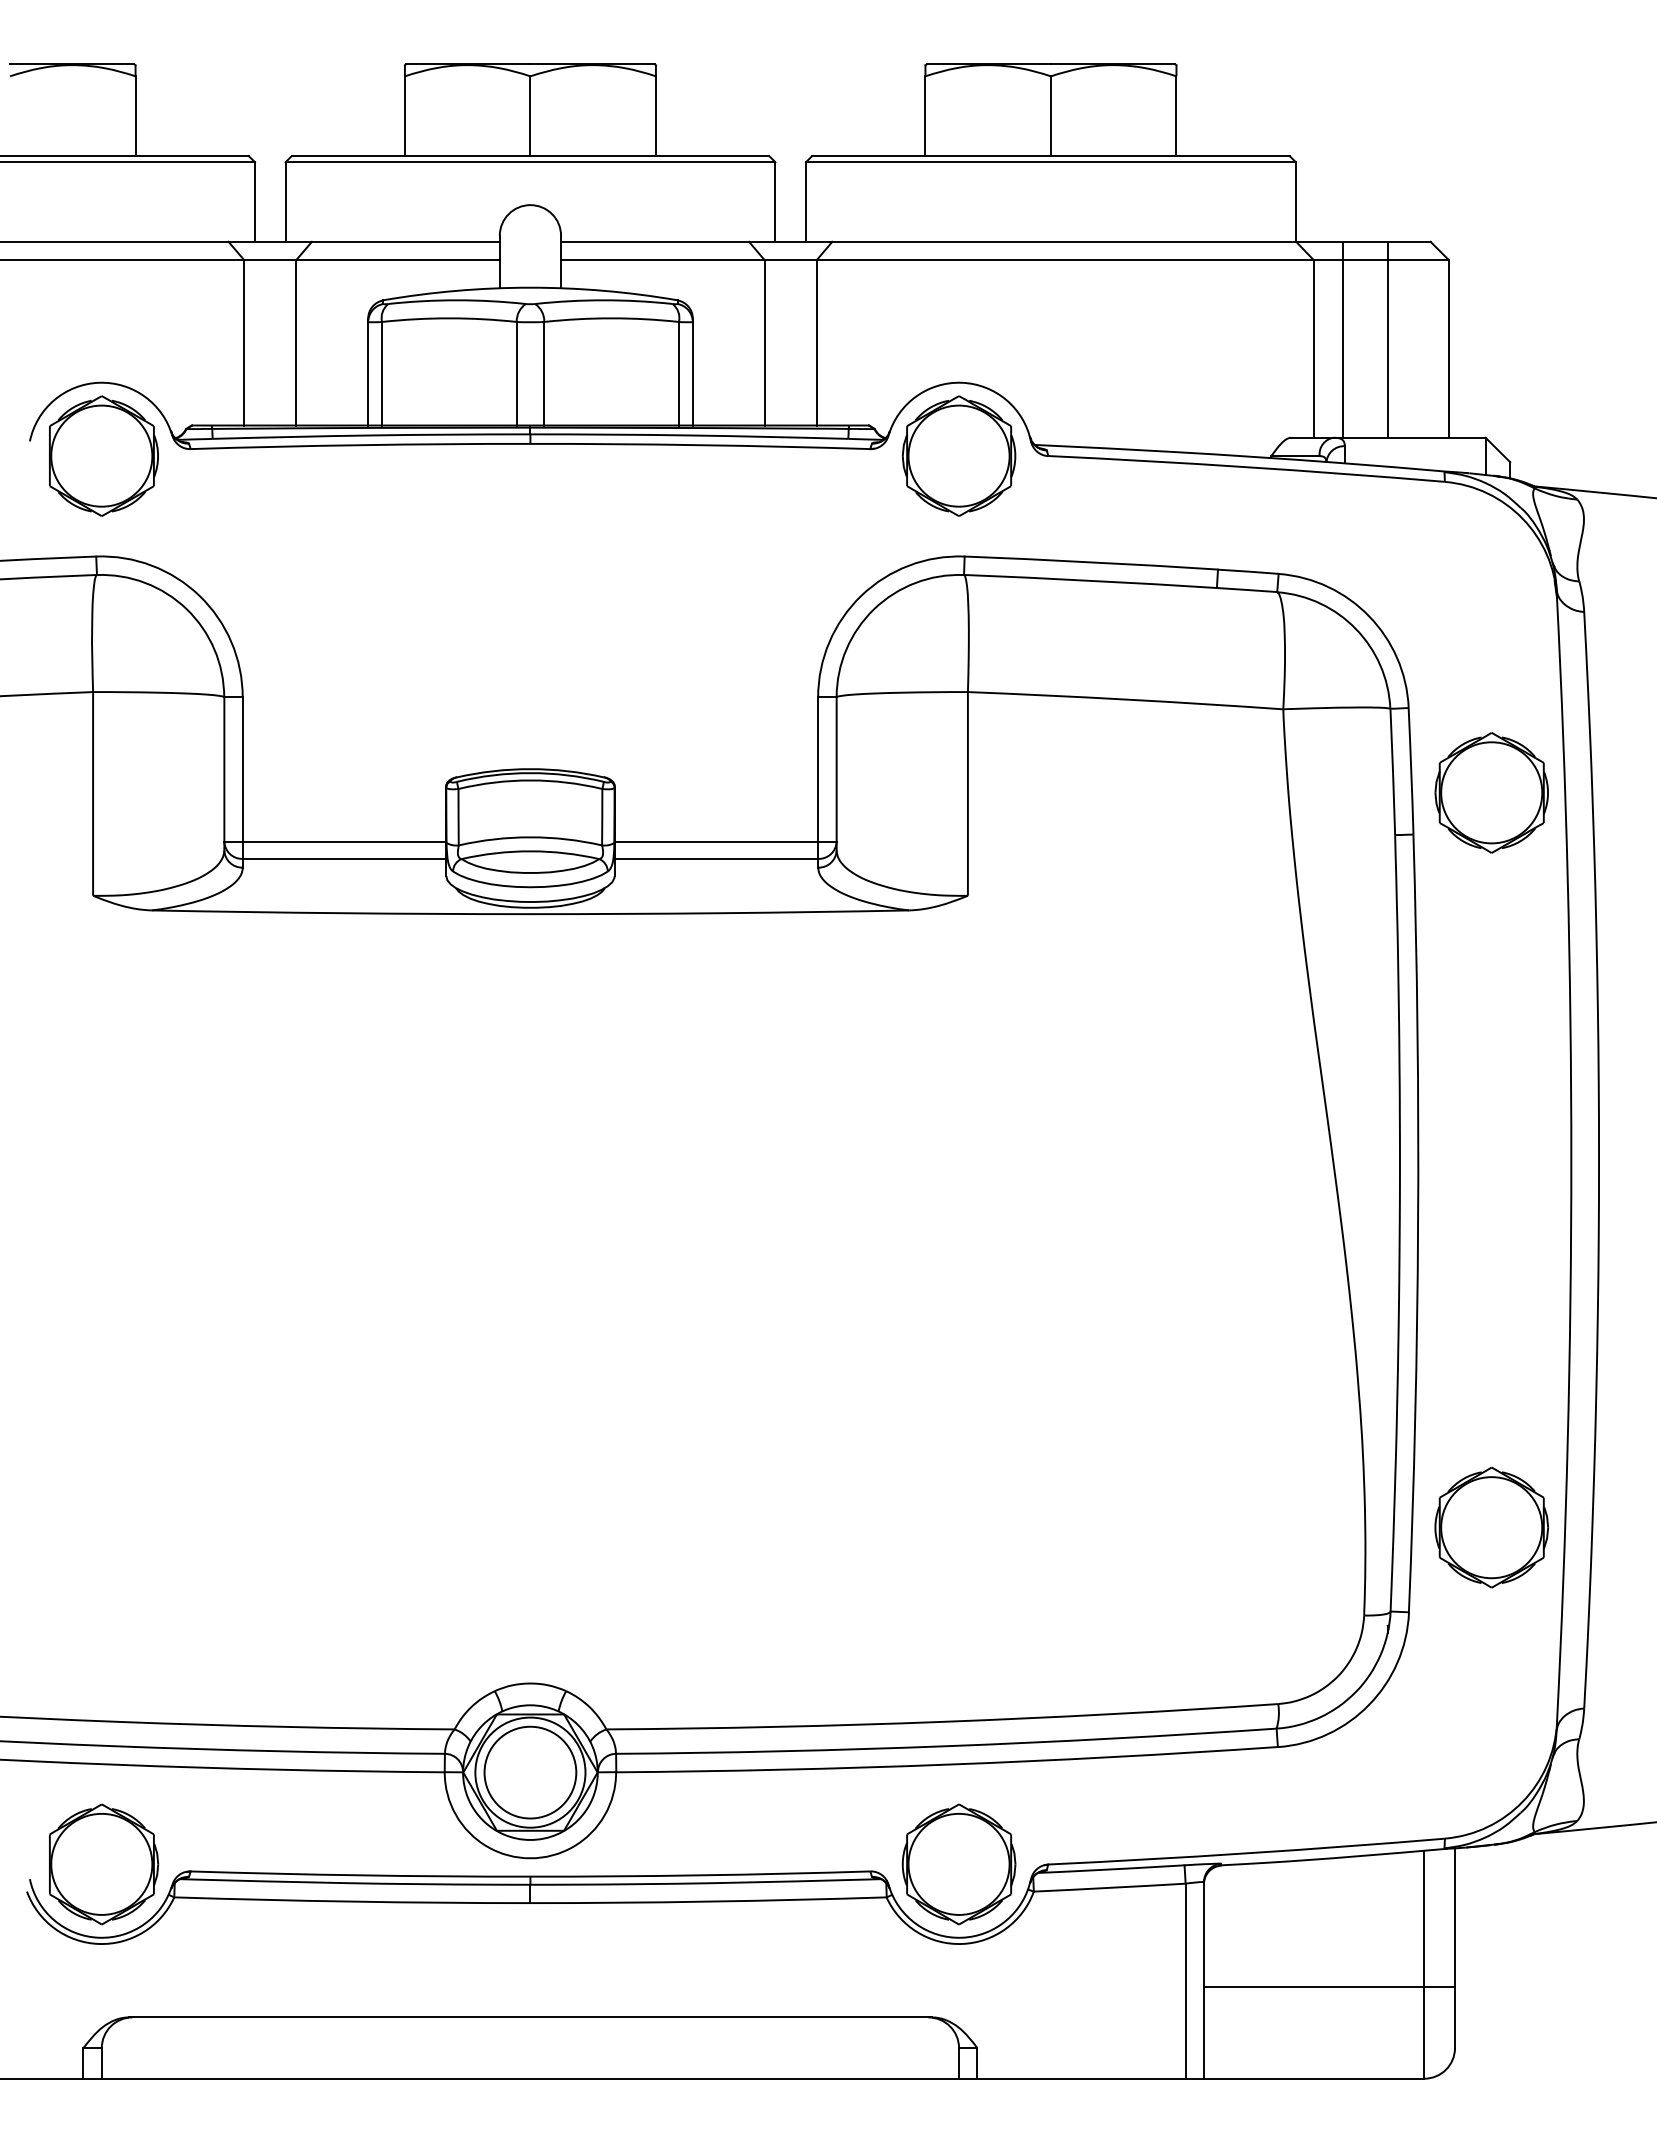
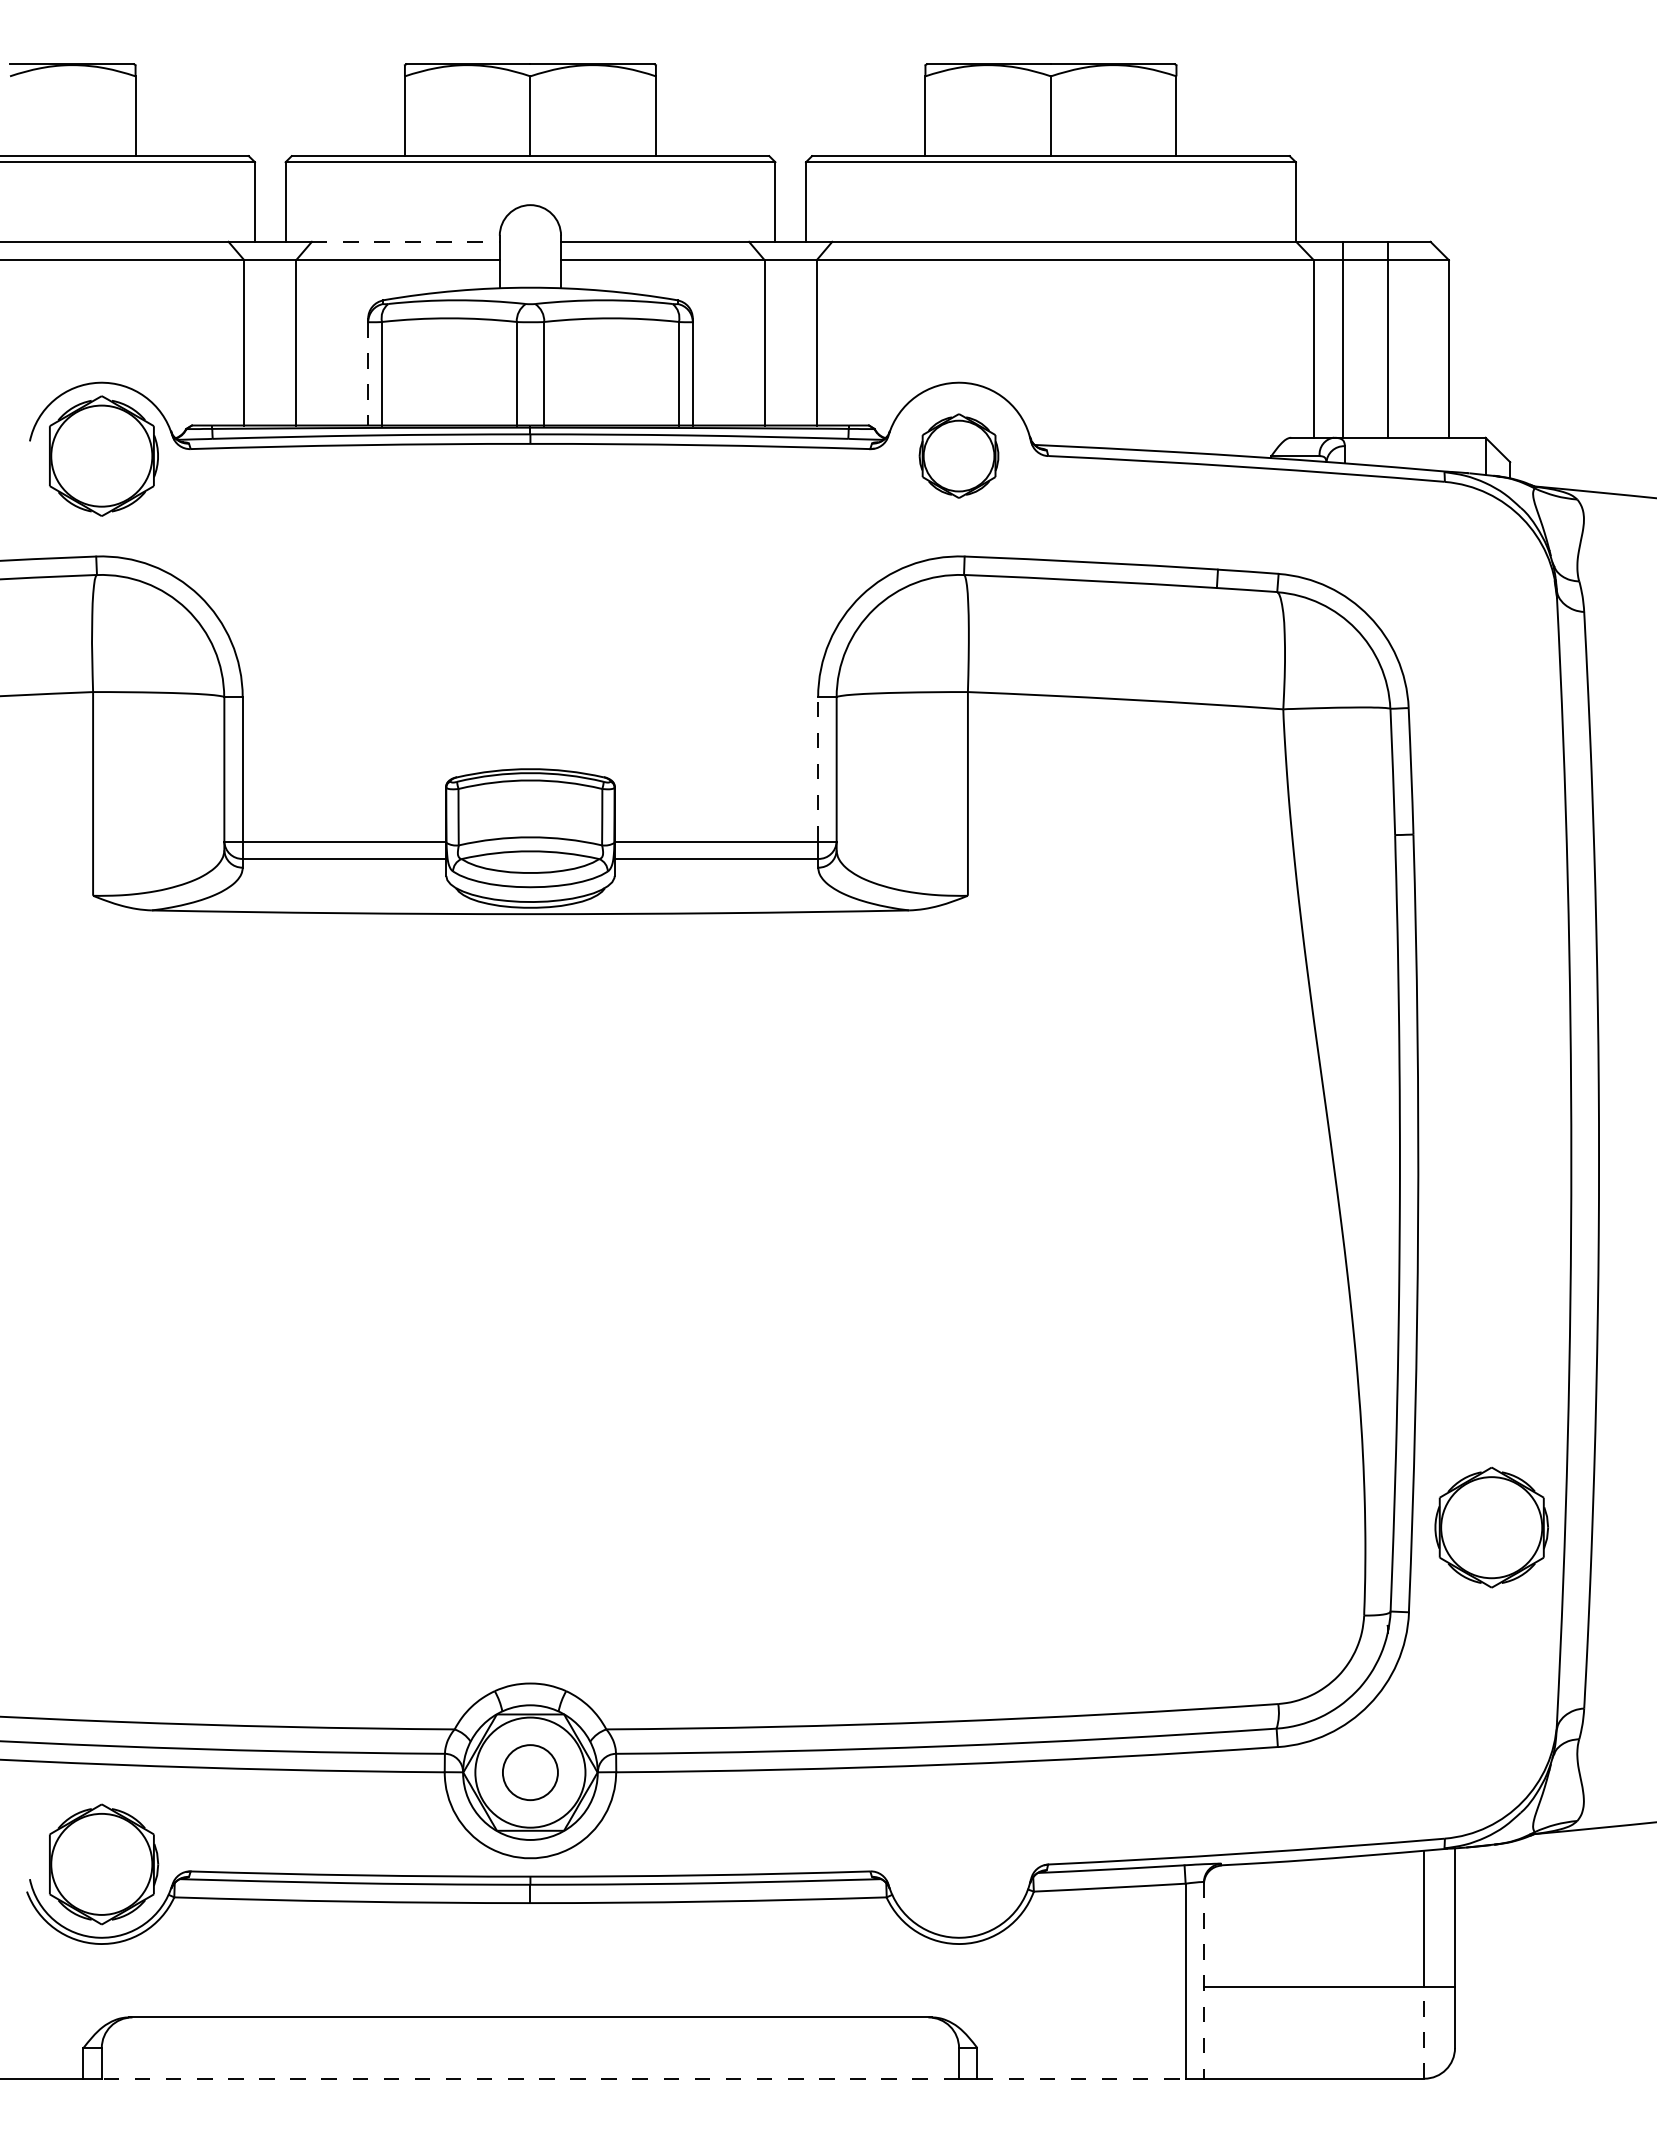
line: solid -> dashed (406, 241)
line: solid -> dashed (368, 373)
part size: 116x122 px -> 82x86 px (958, 455)
line: solid -> dashed (818, 768)
part: present -> none (1491, 792)
circle diameter: 92 px -> 55 px (529, 1772)
part: present -> none (958, 1864)
line: solid -> dashed (1204, 1980)
line: solid -> dashed (1424, 2032)
line: solid -> dashed (530, 2078)
line: solid -> dashed (1082, 2078)
